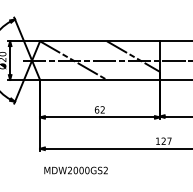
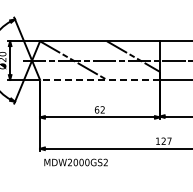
line: solid -> dashed (99, 79)
text position: (75, 170) -> (75, 162) (75, 162)
